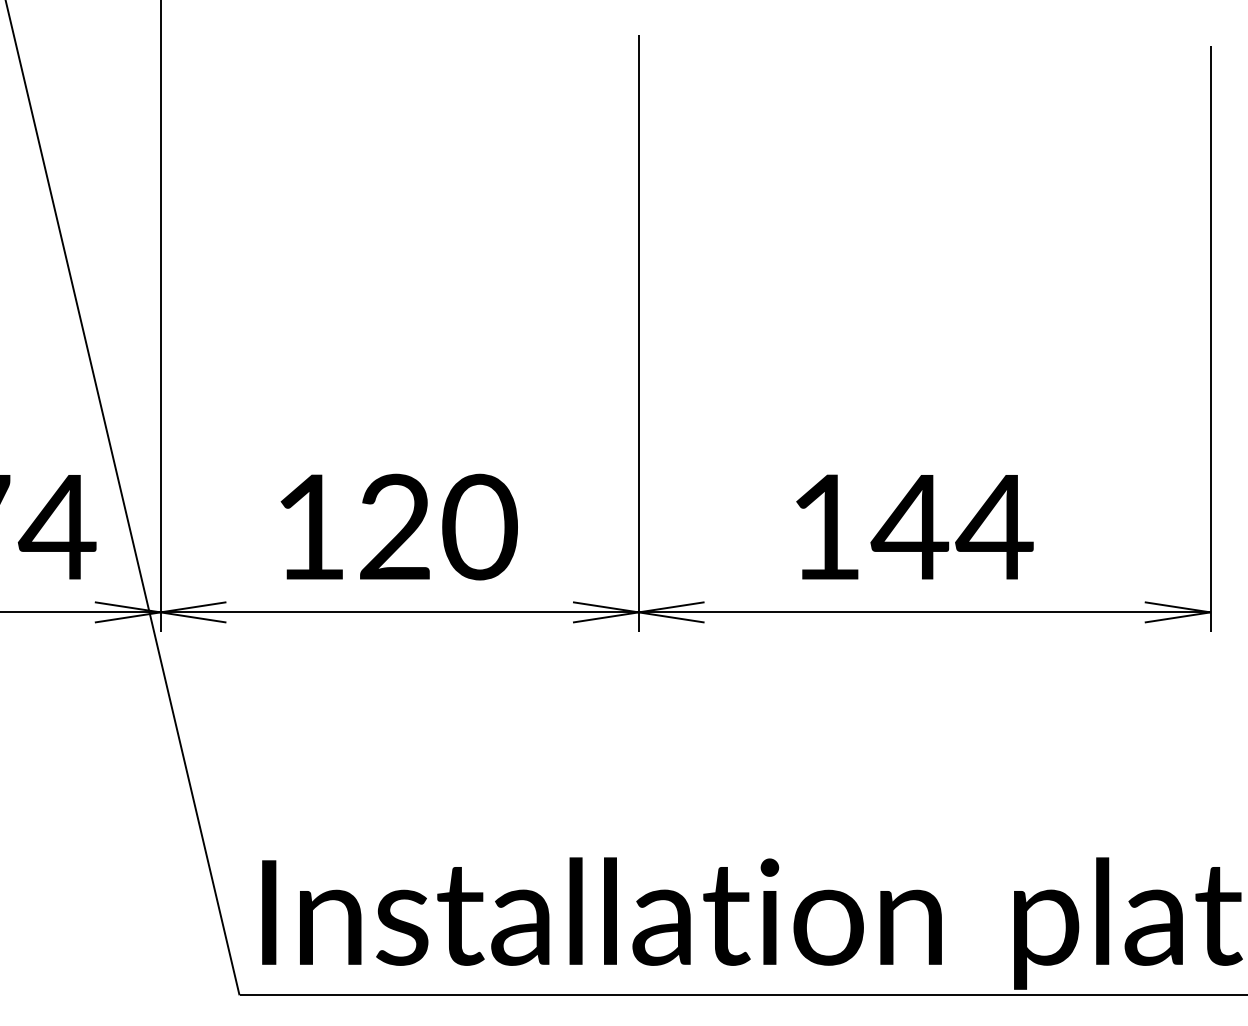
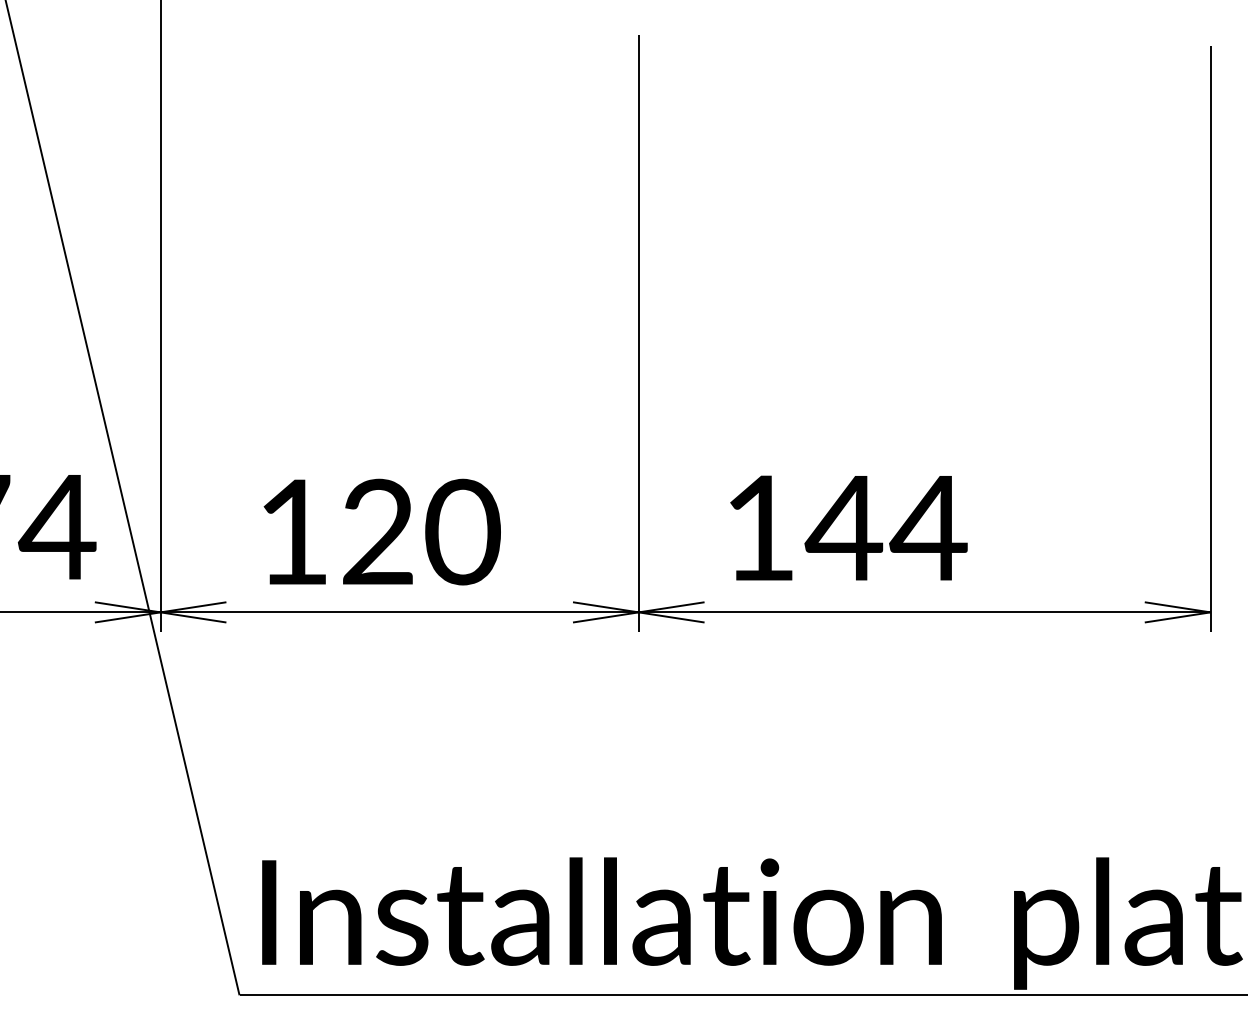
text position: (398, 526) -> (381, 531) (381, 531)
text position: (914, 526) -> (848, 527) (848, 527)
